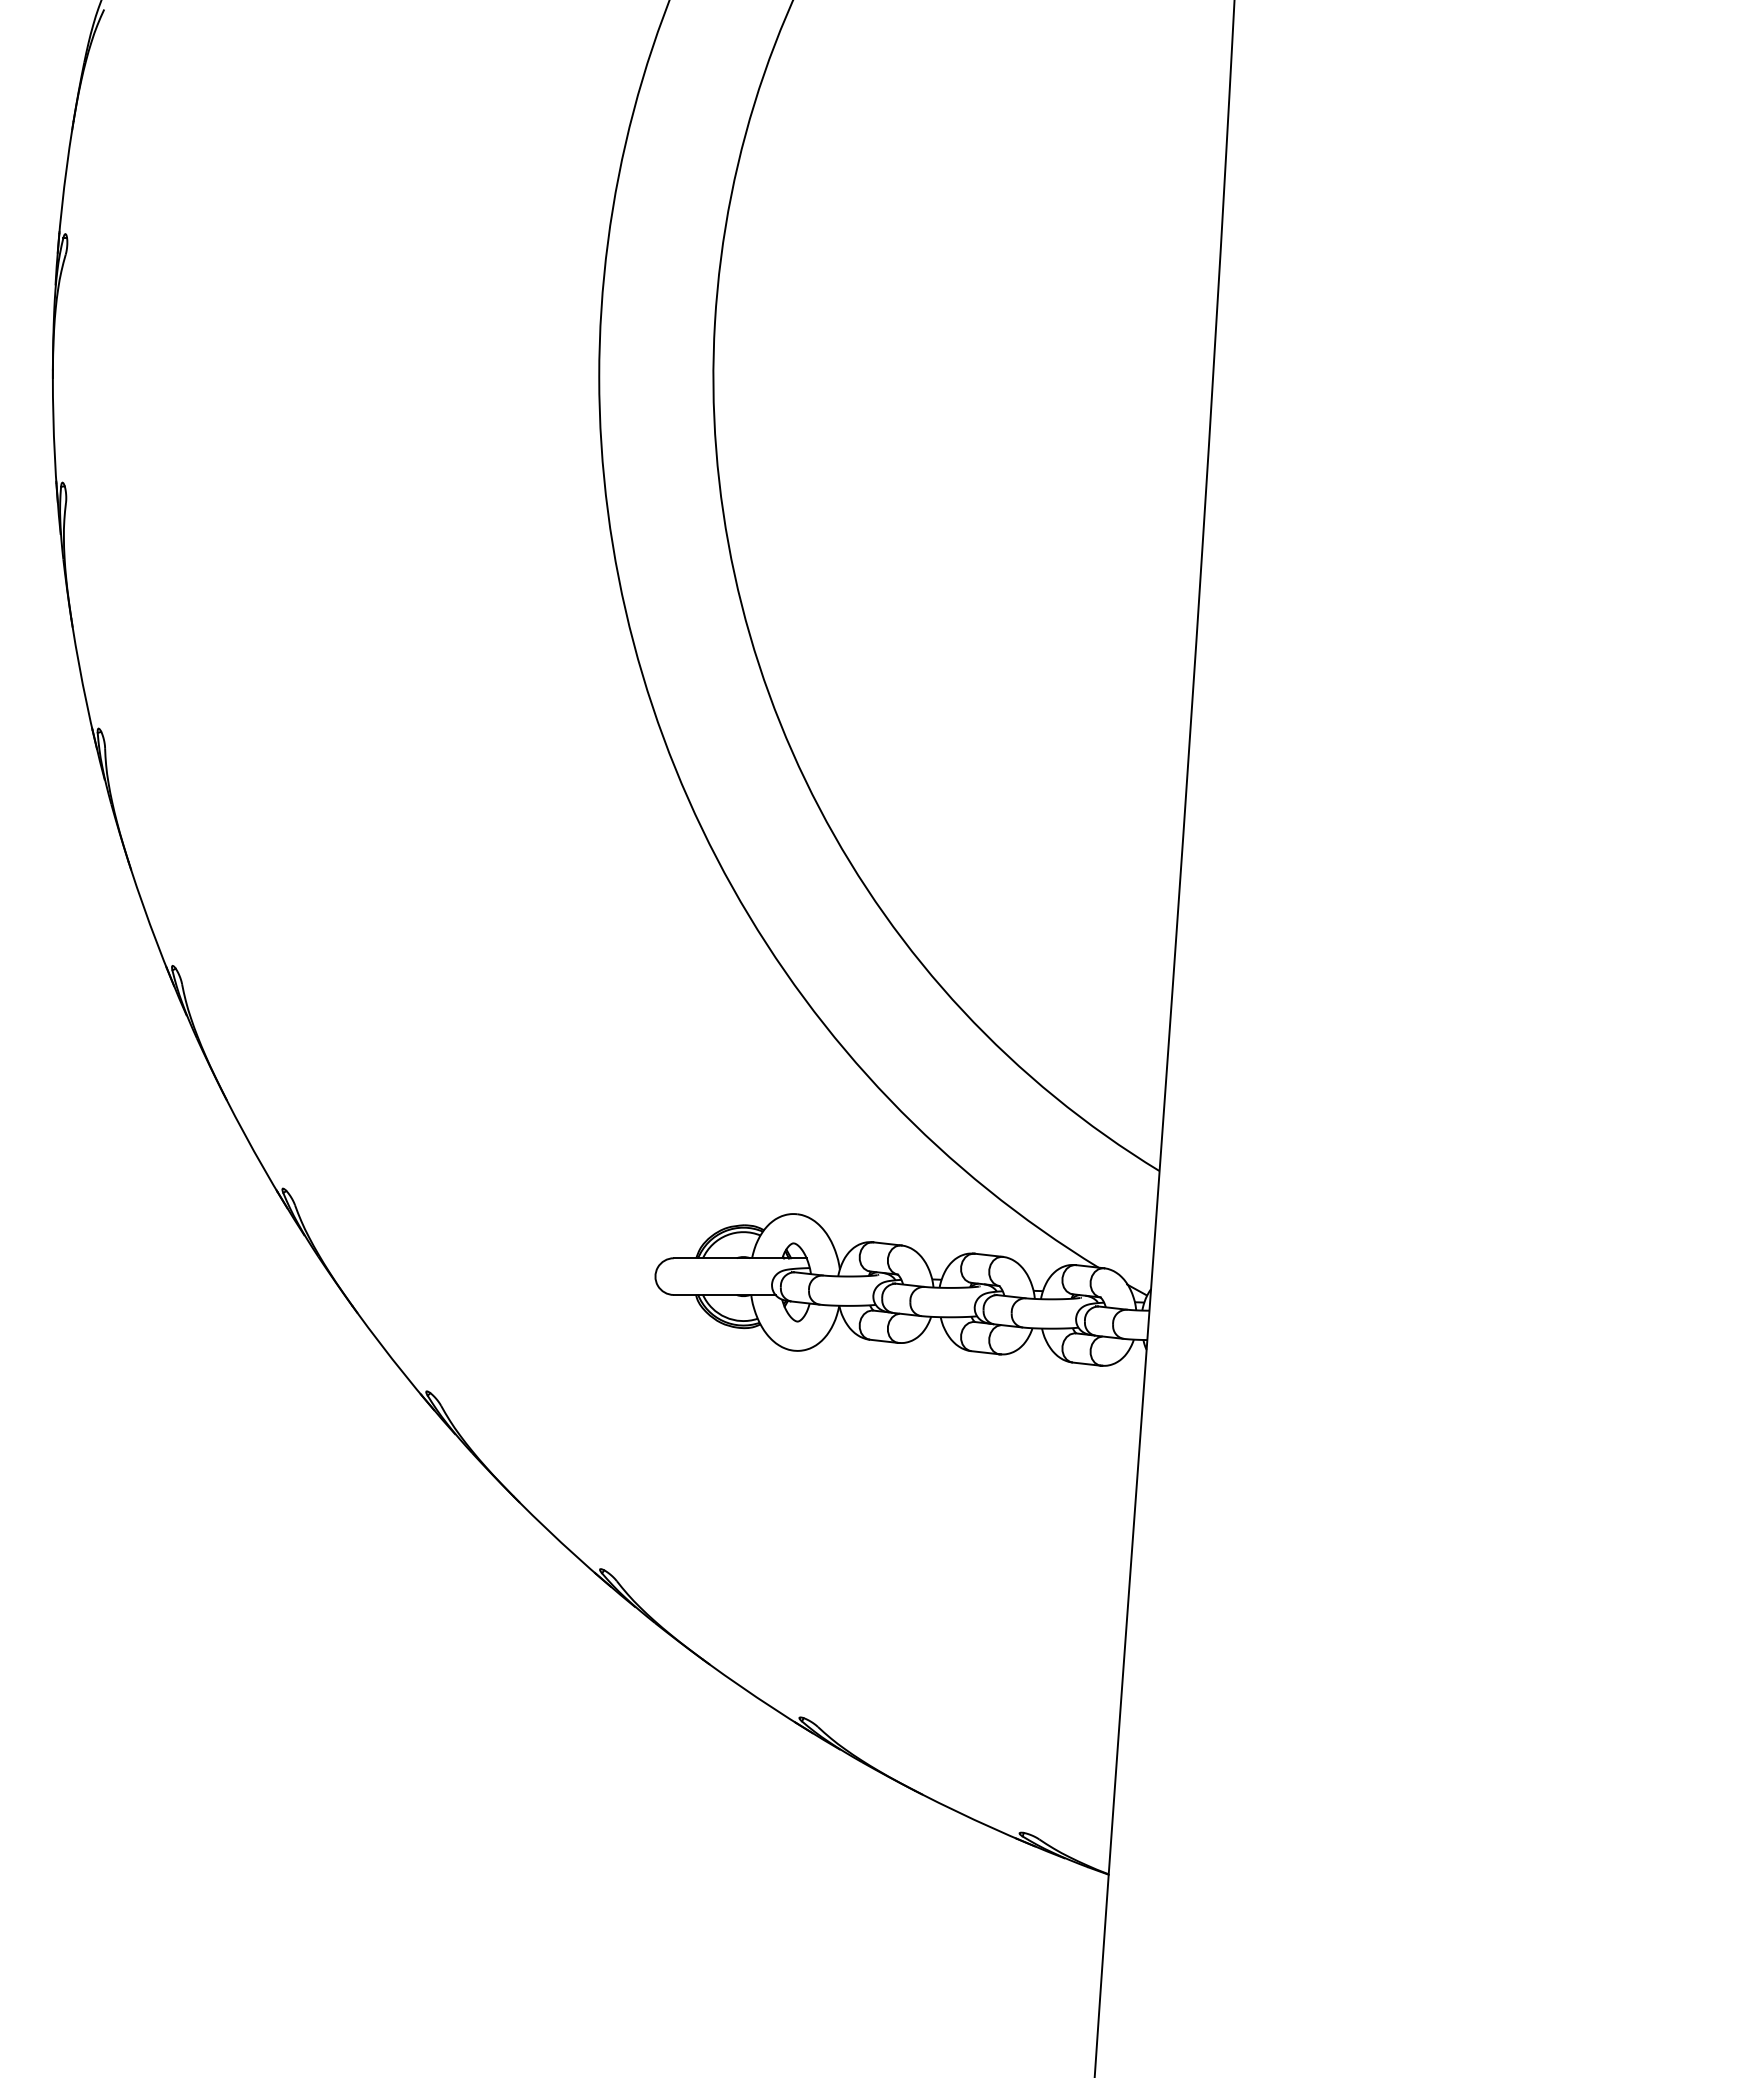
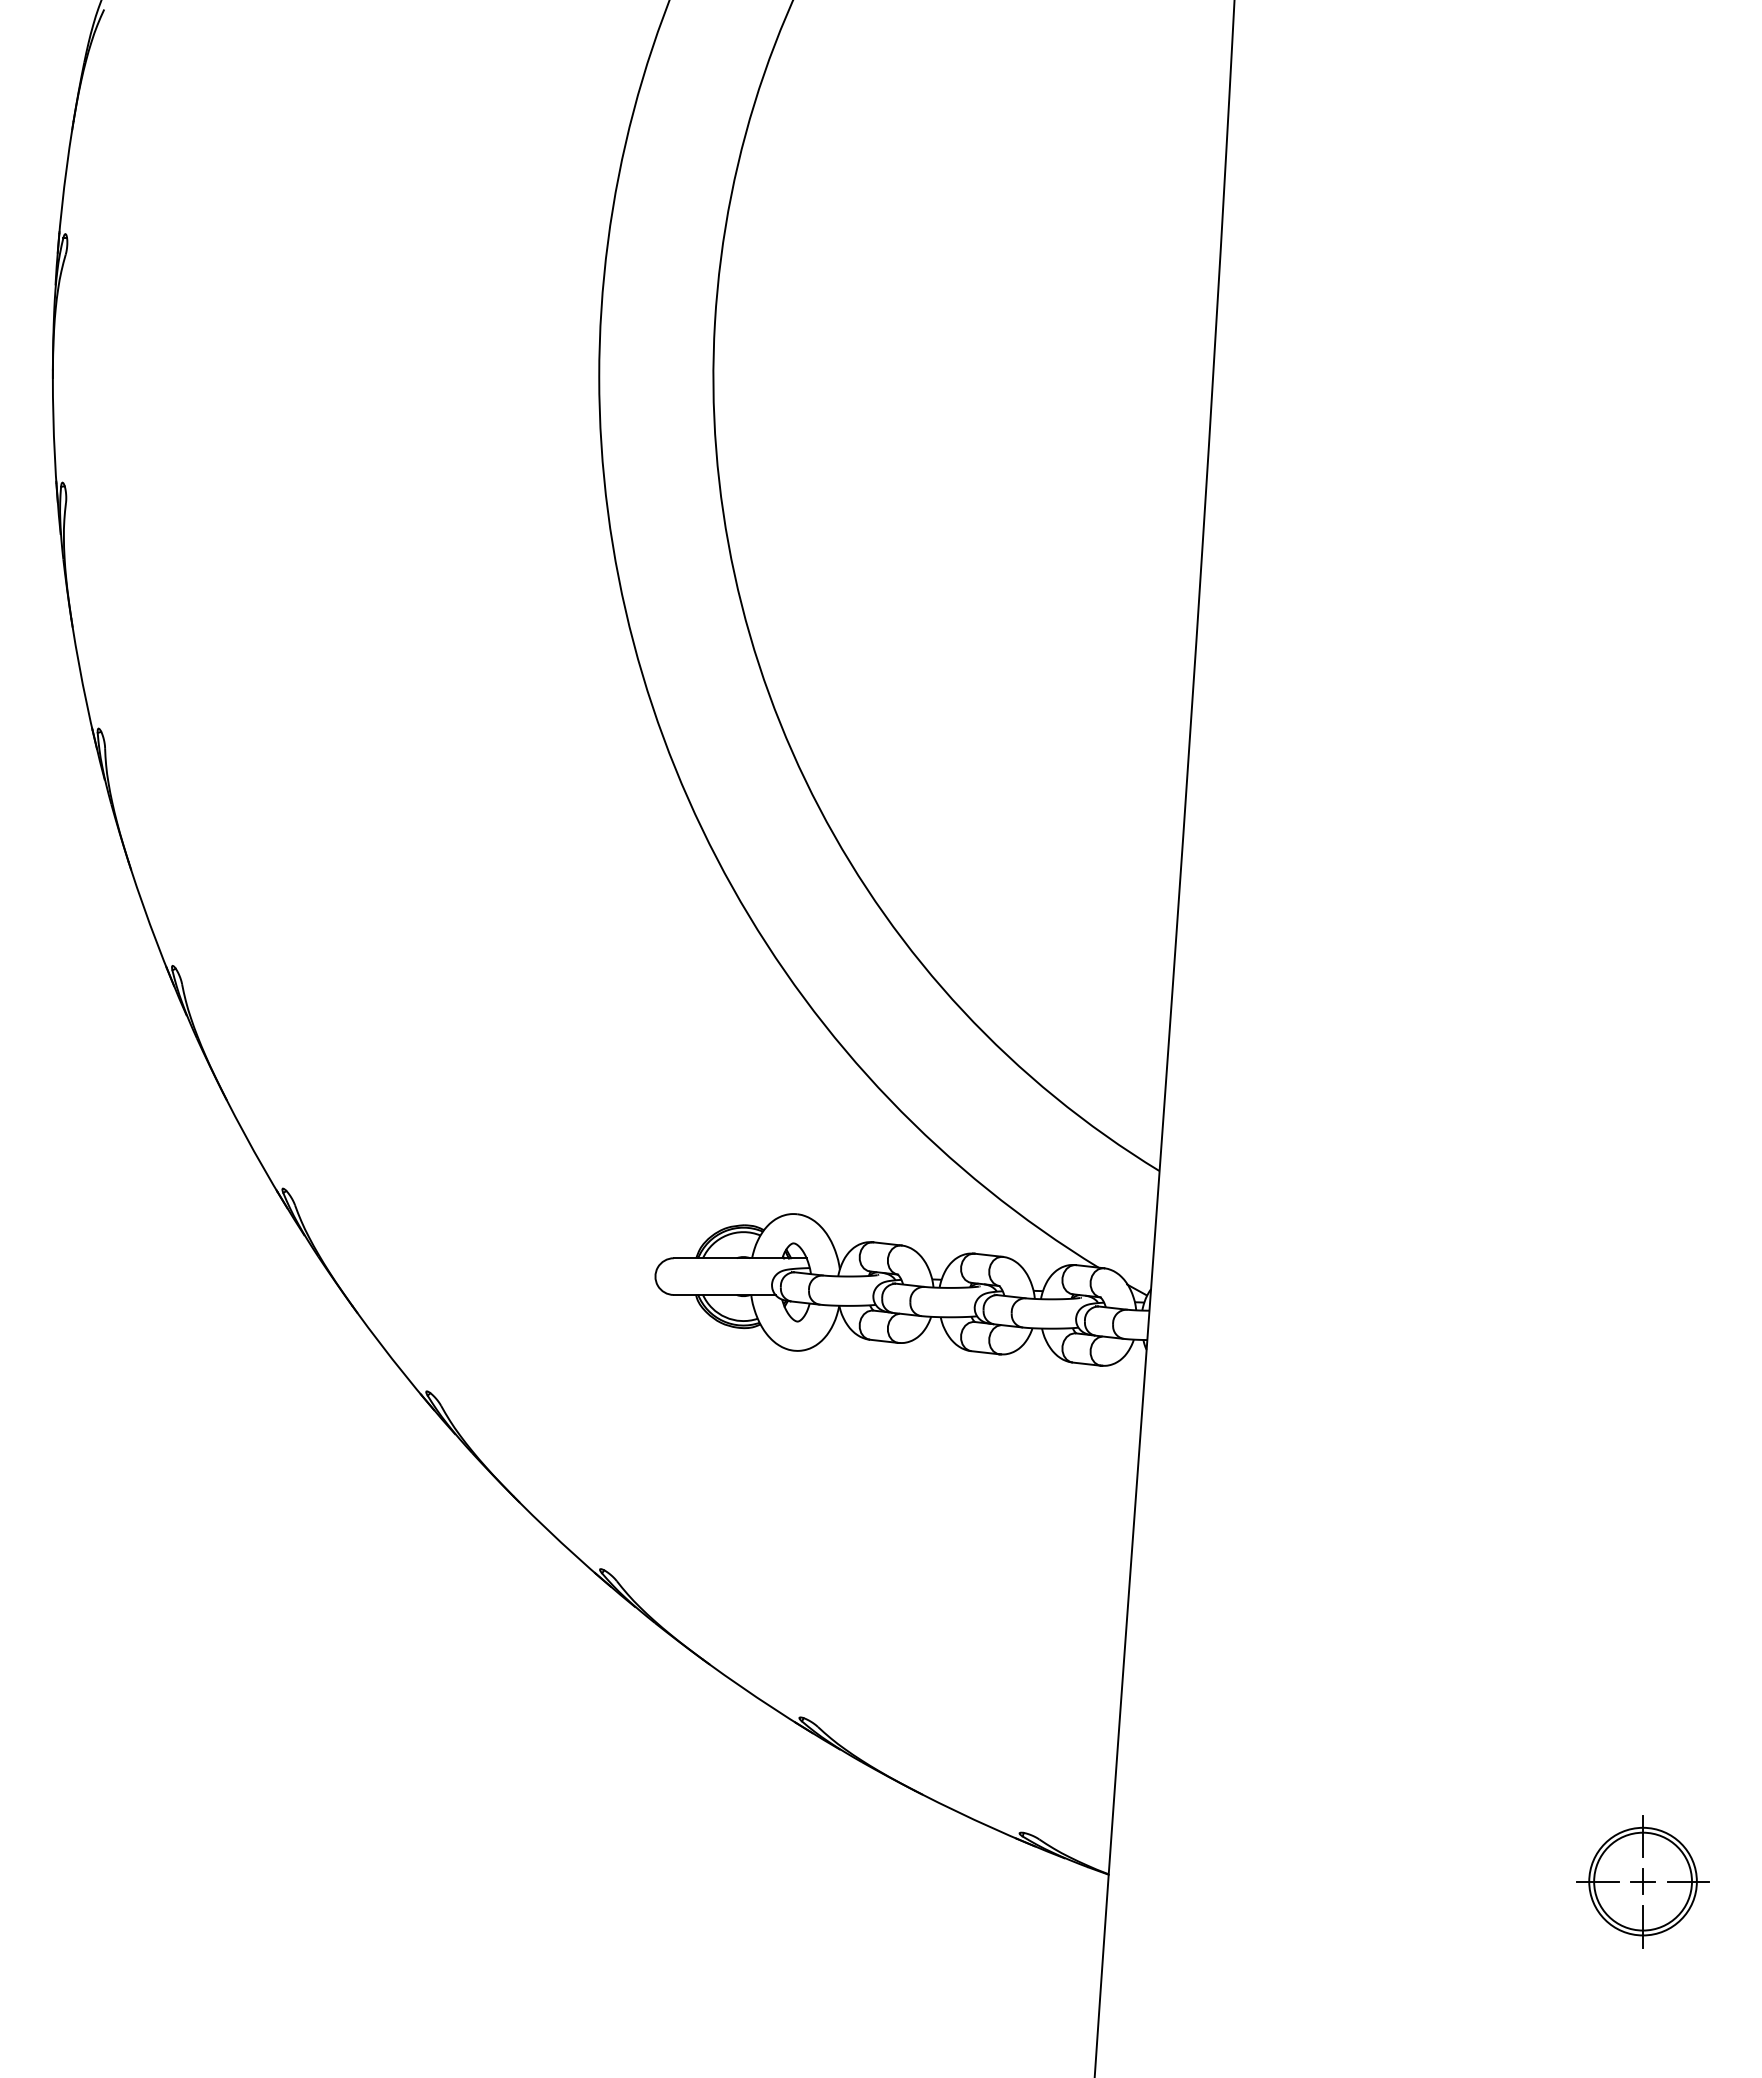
part: none -> present (1642, 1881)
